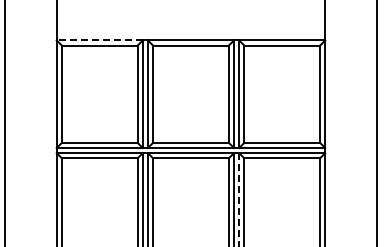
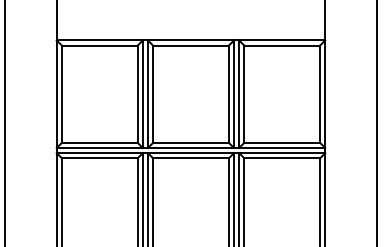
line: dashed -> solid (99, 40)
line: dashed -> solid (239, 199)
